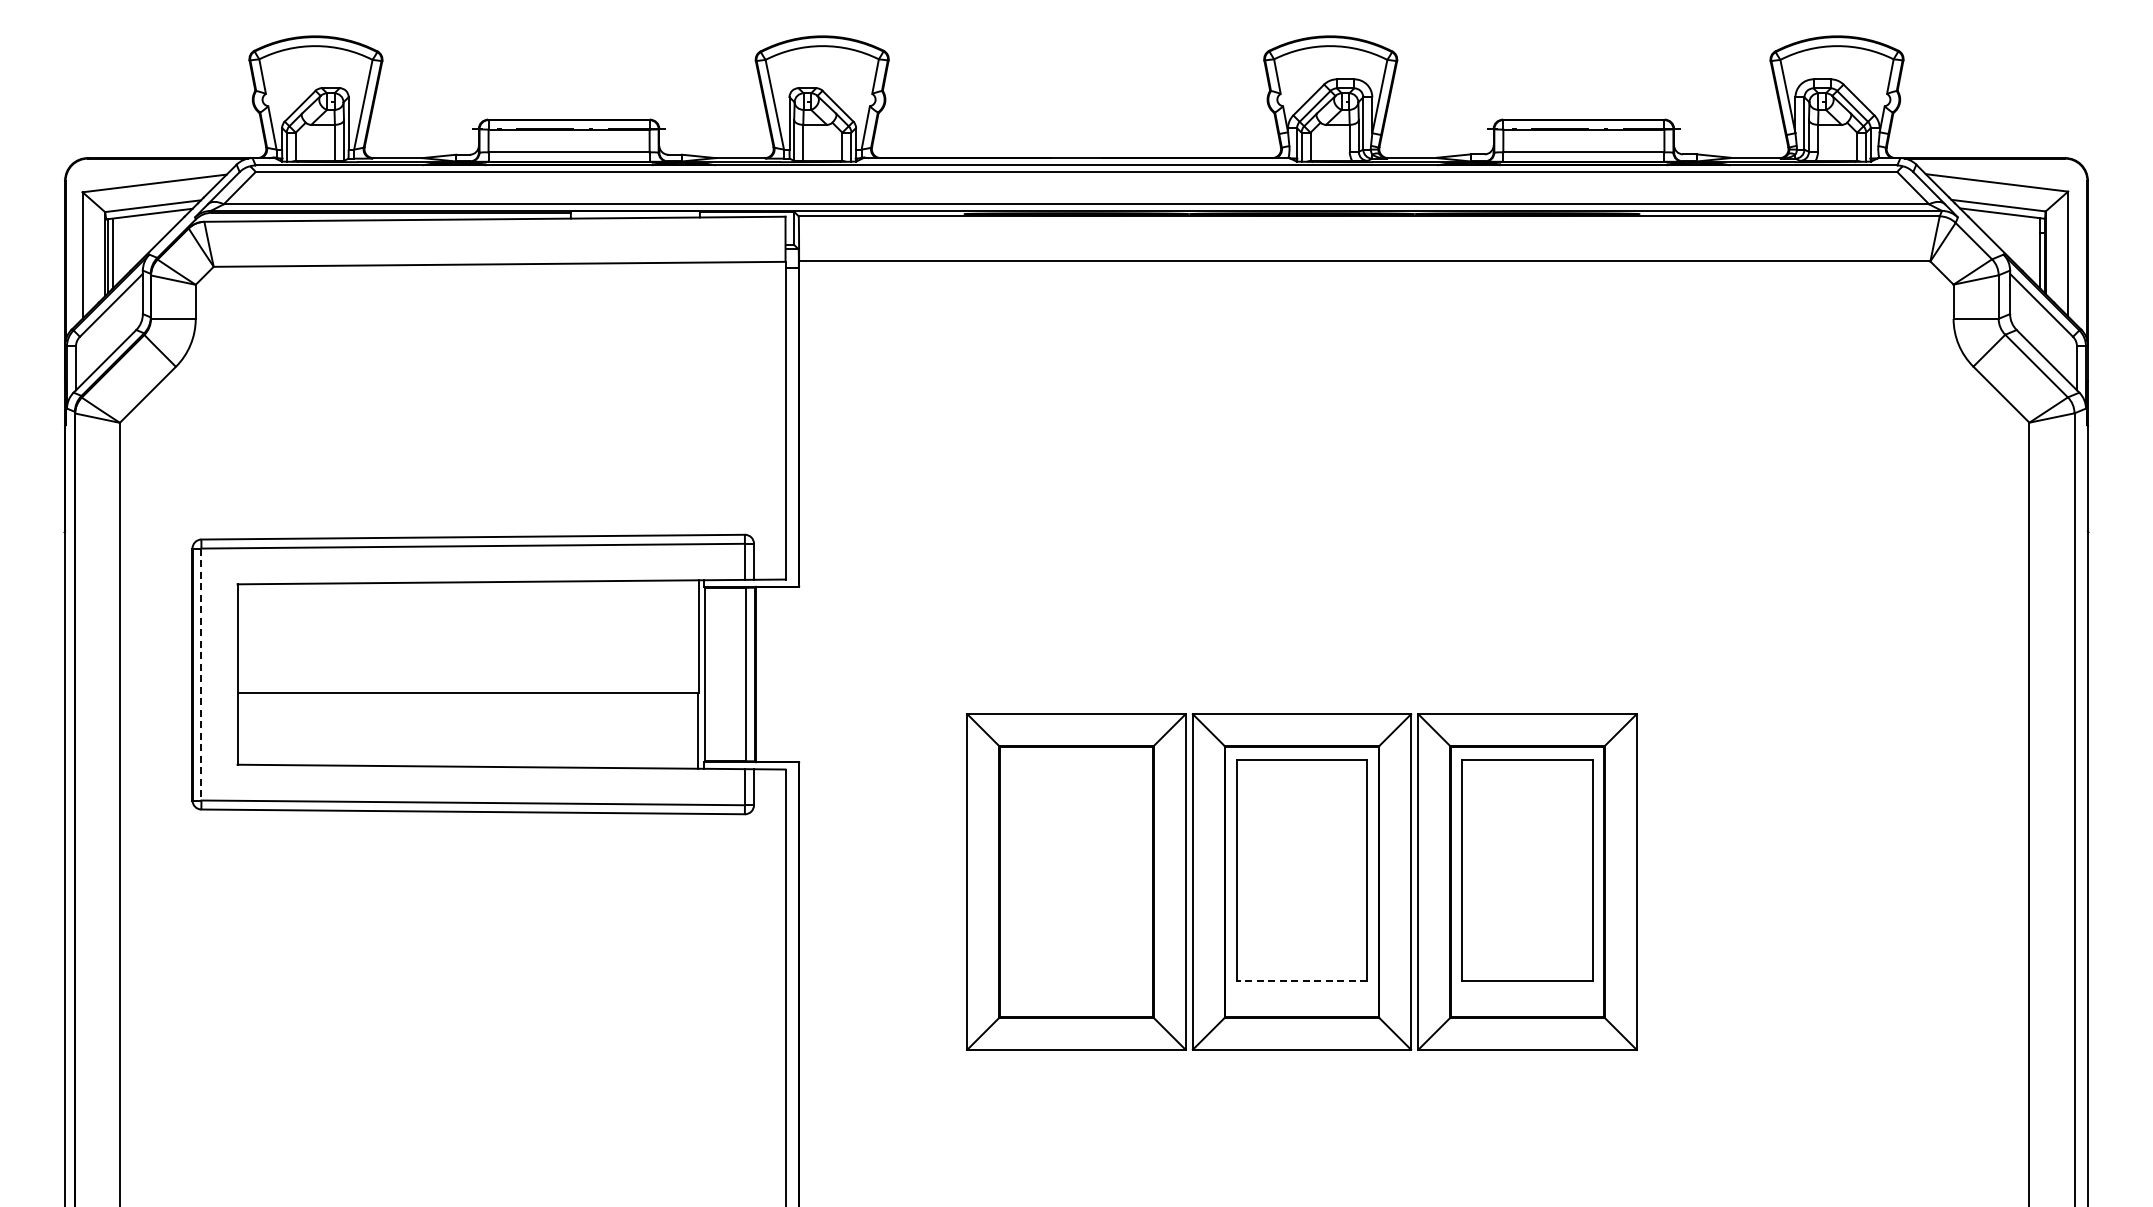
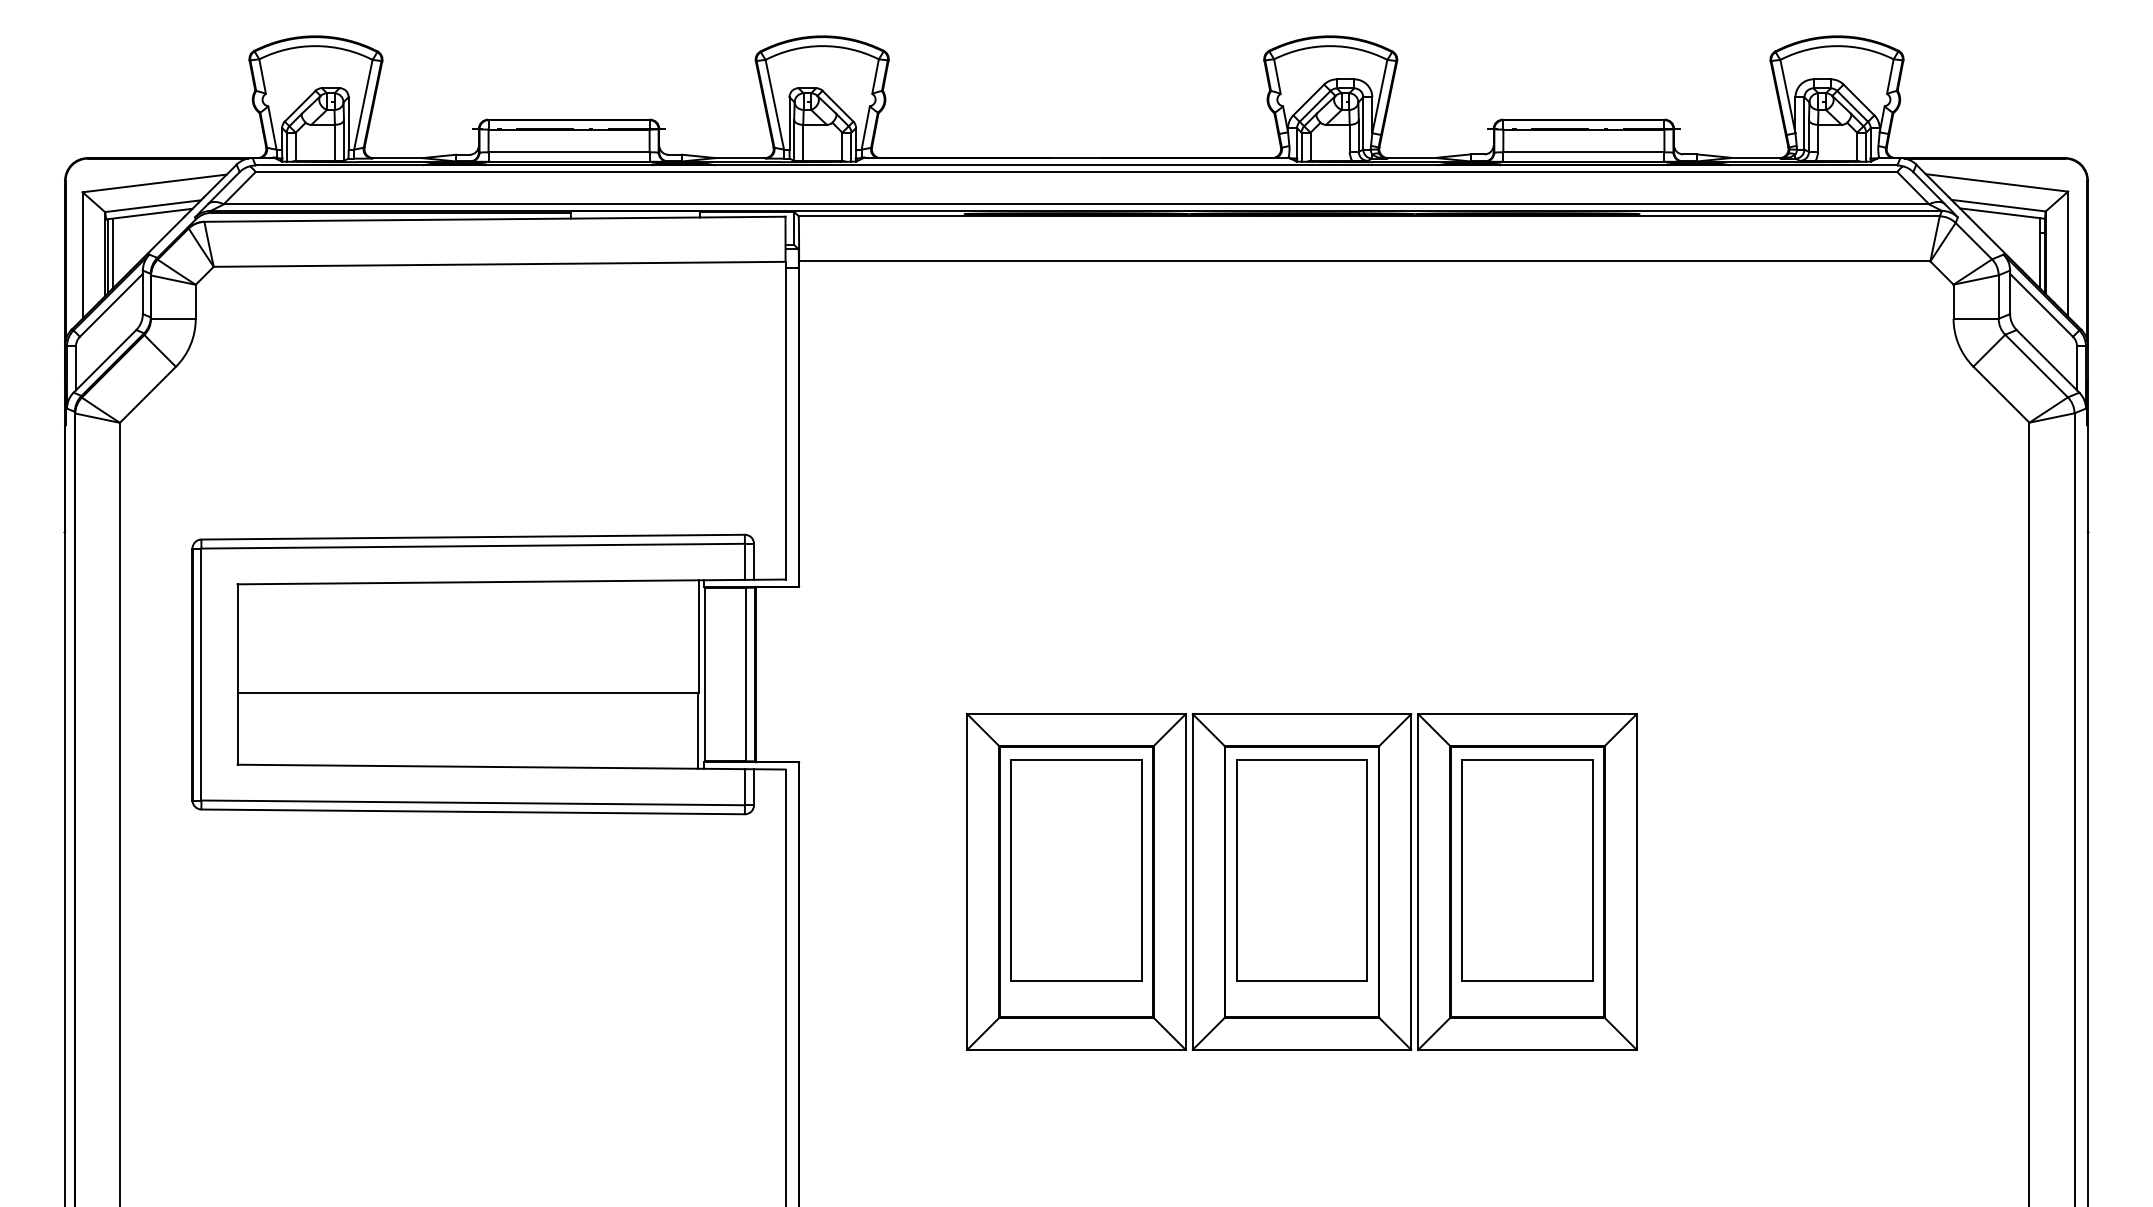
line: dashed -> solid (201, 674)
part: none -> present (1076, 870)
line: dashed -> solid (1301, 981)
